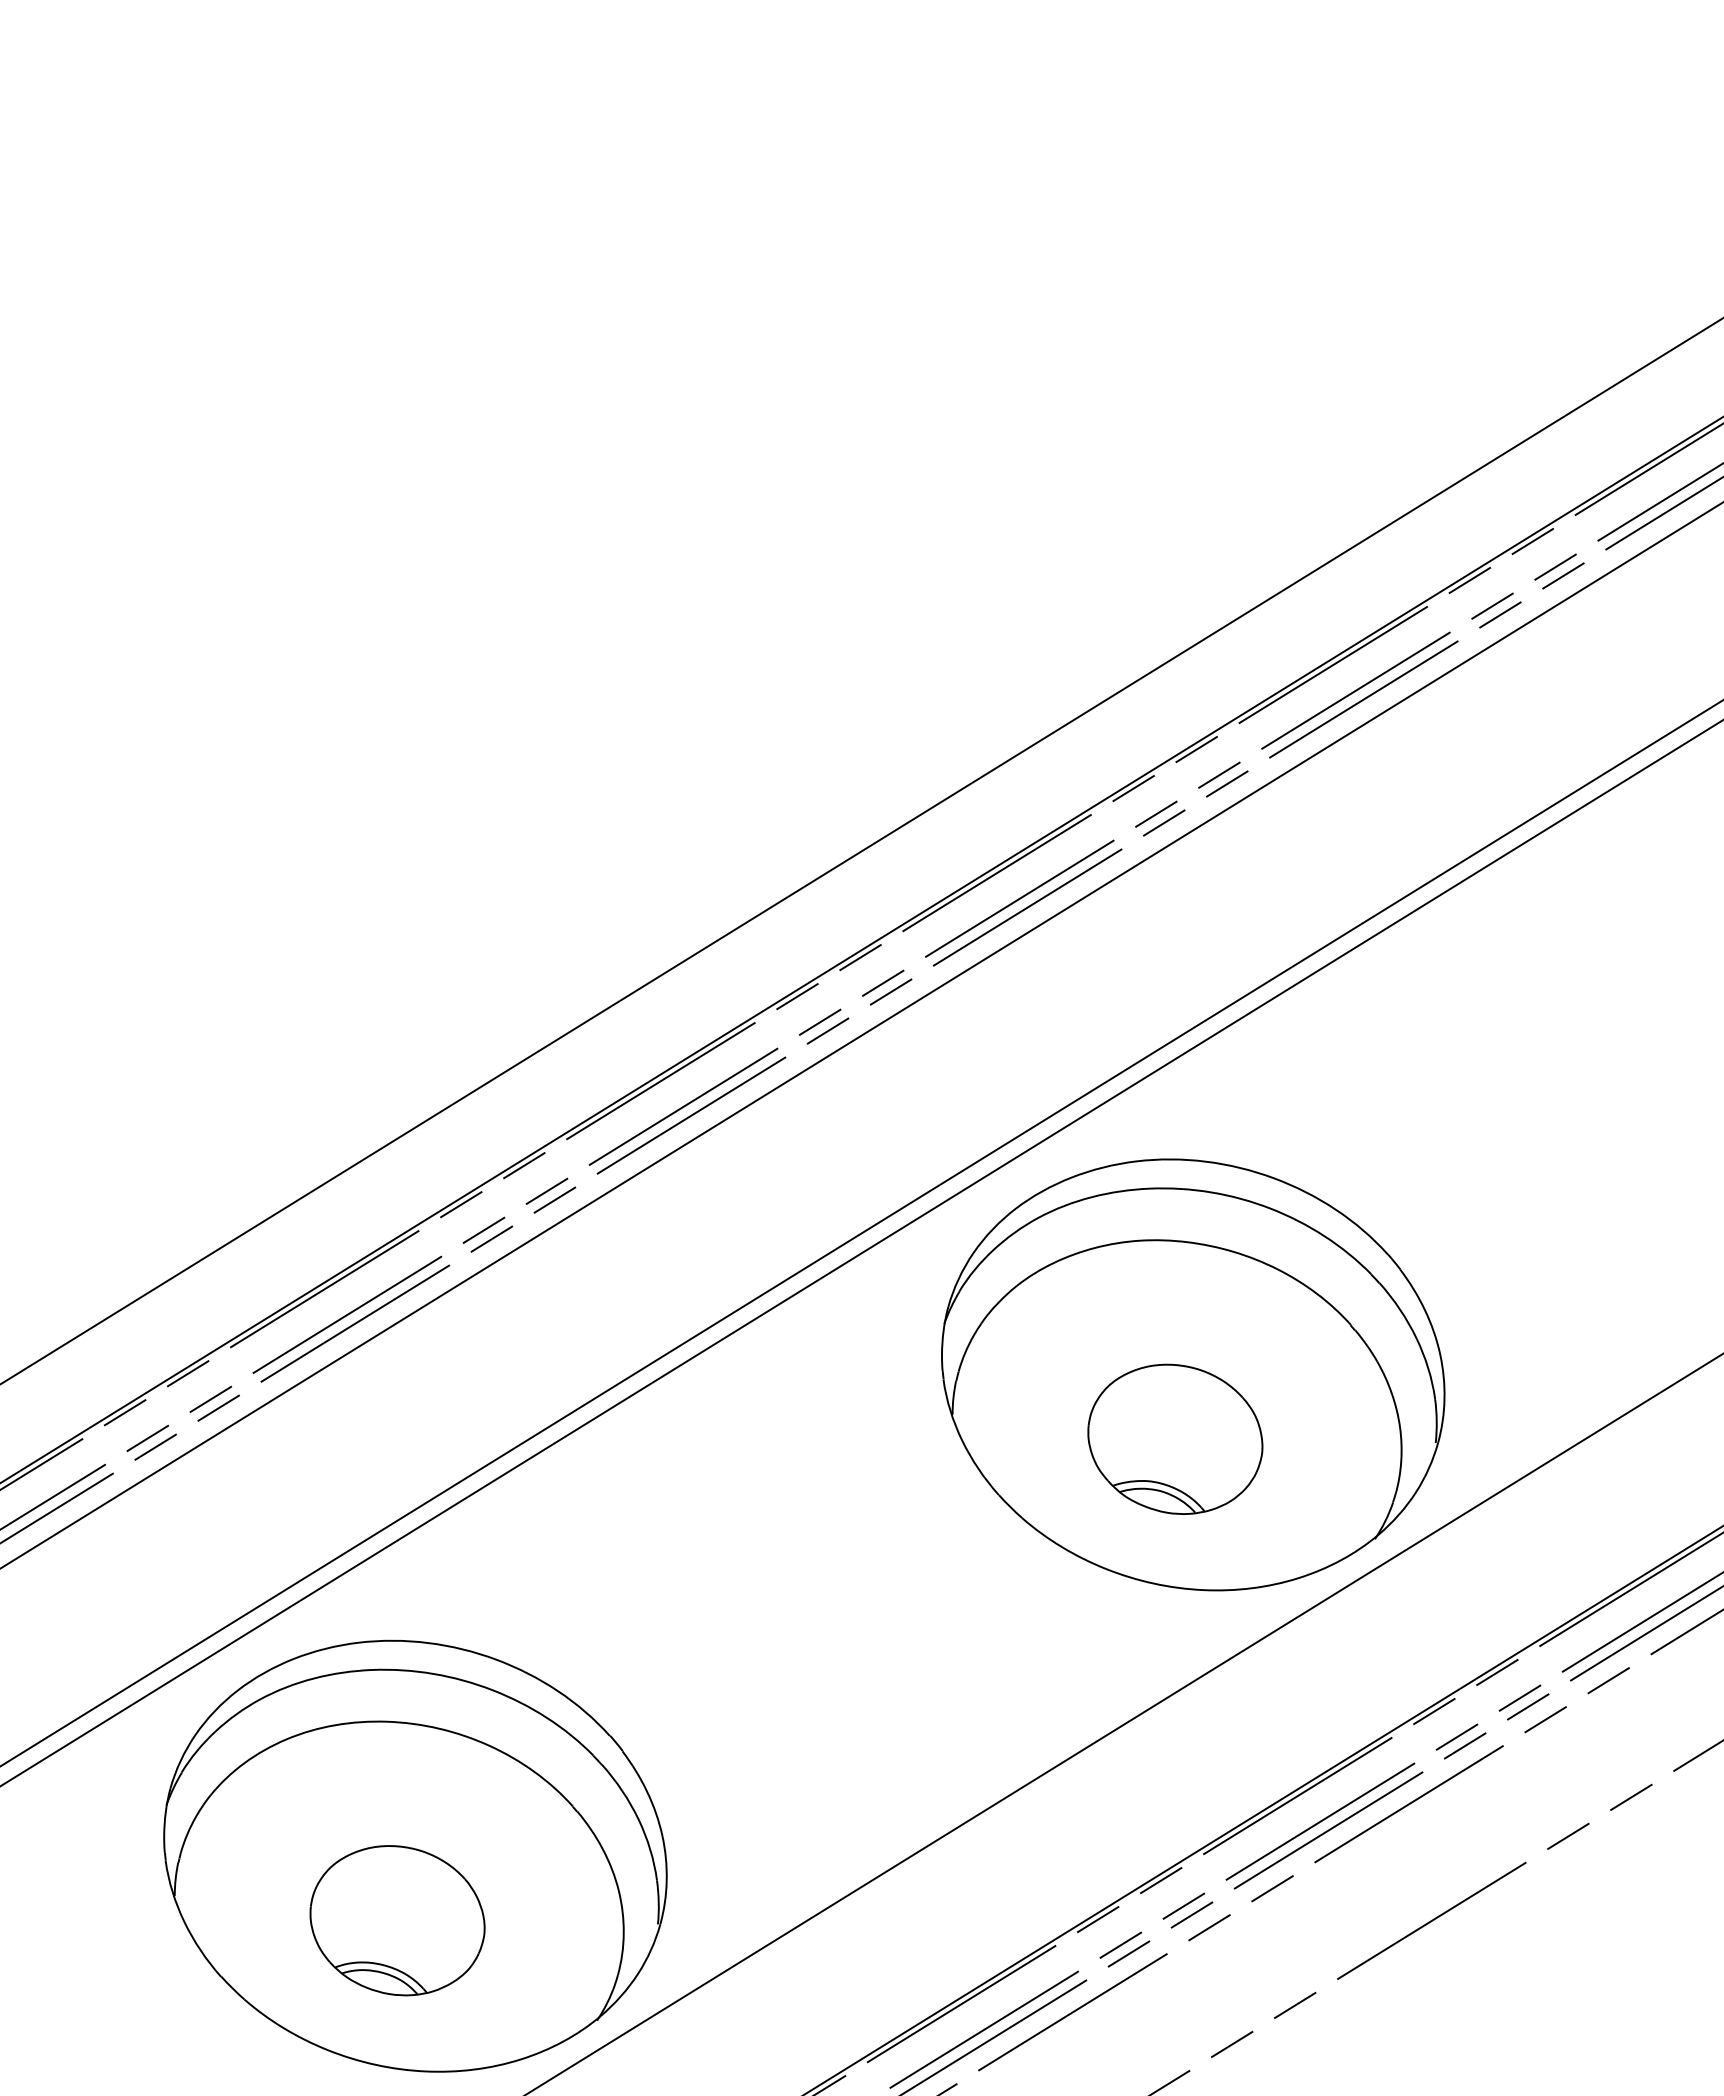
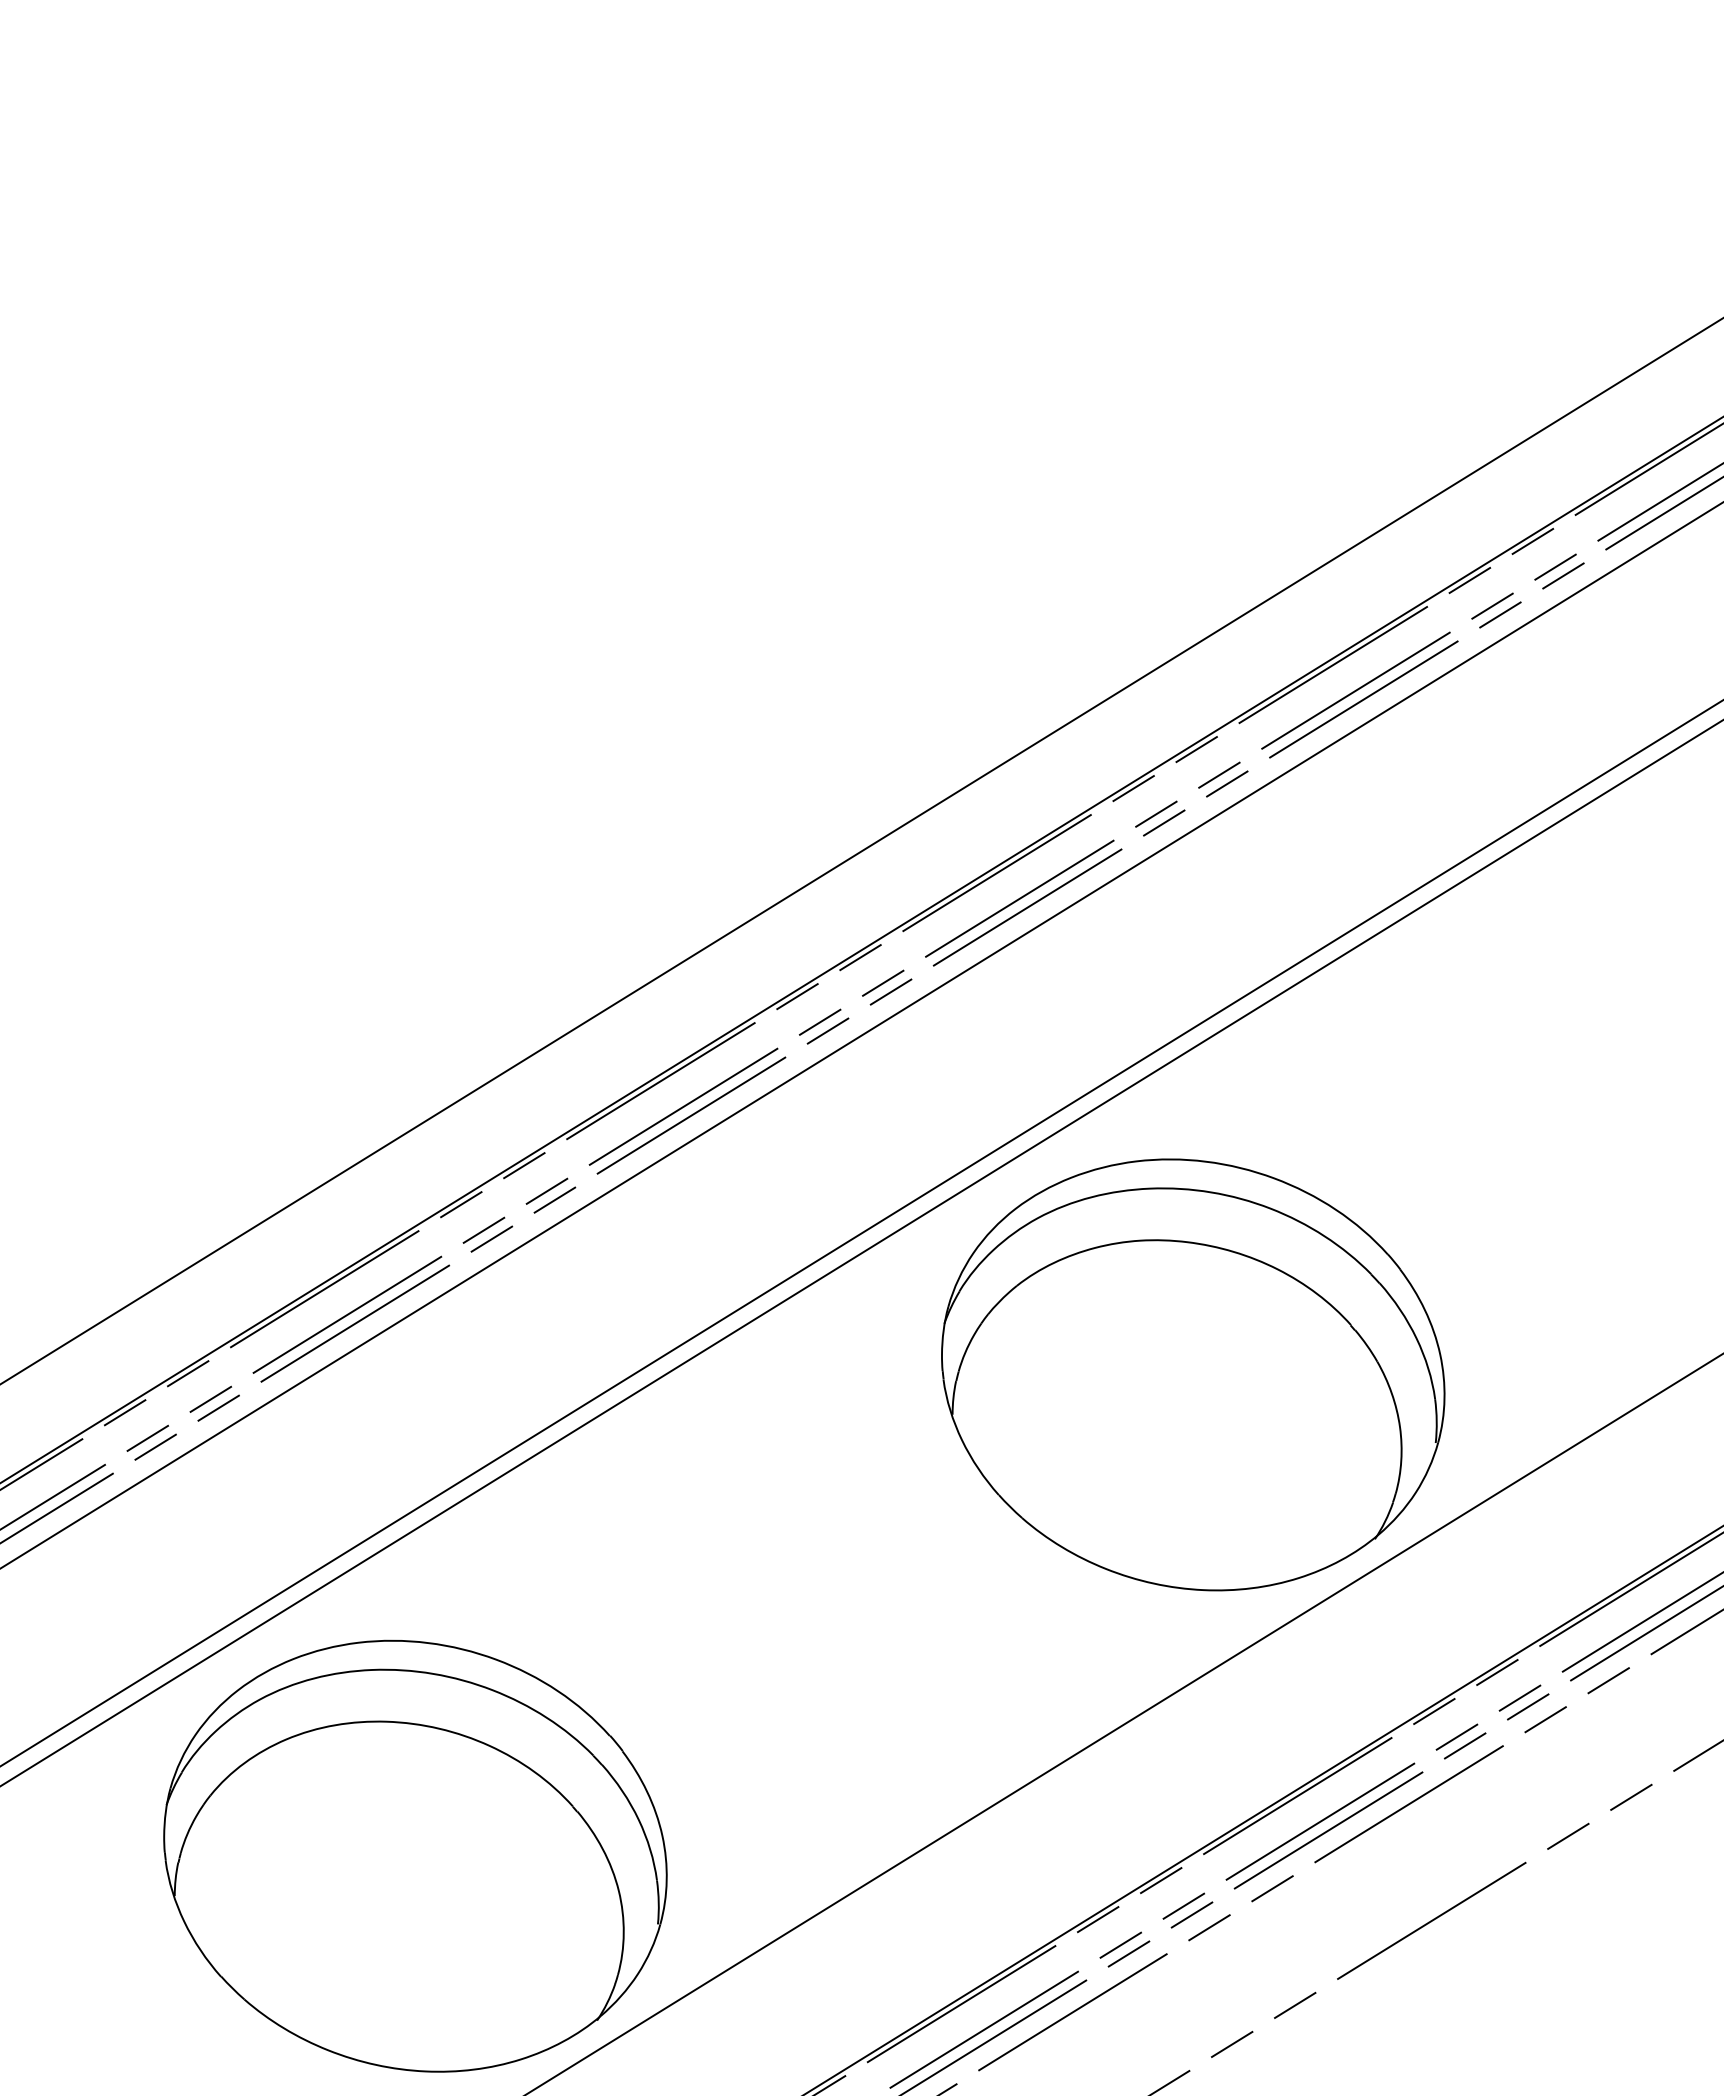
part: present -> none (1175, 1438)
part: present -> none (397, 1920)
